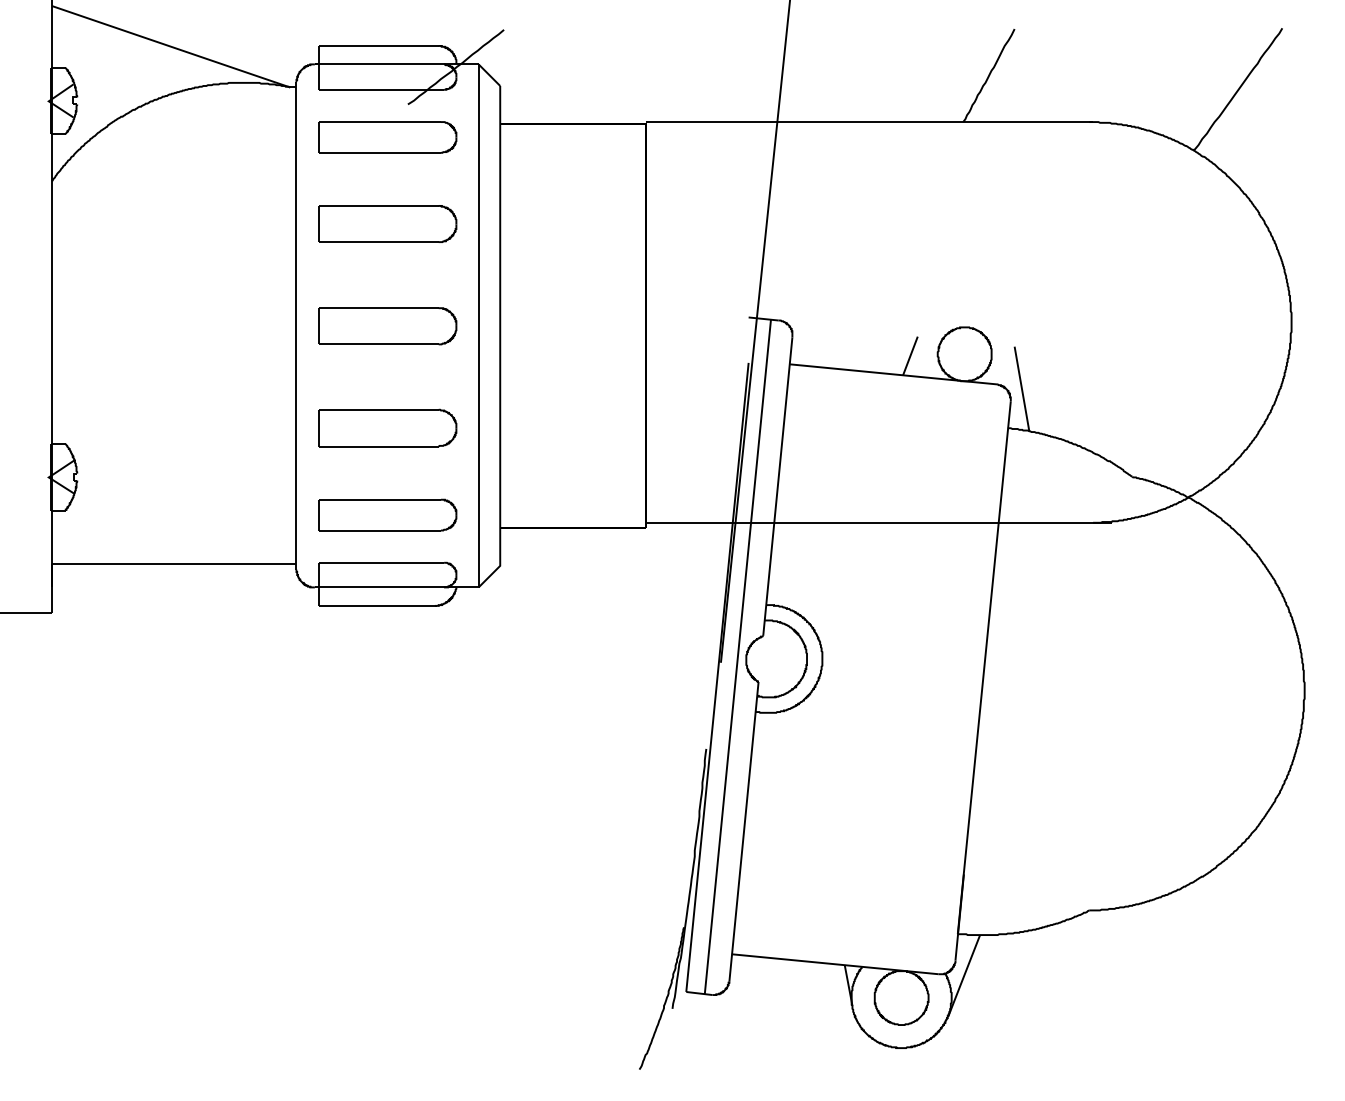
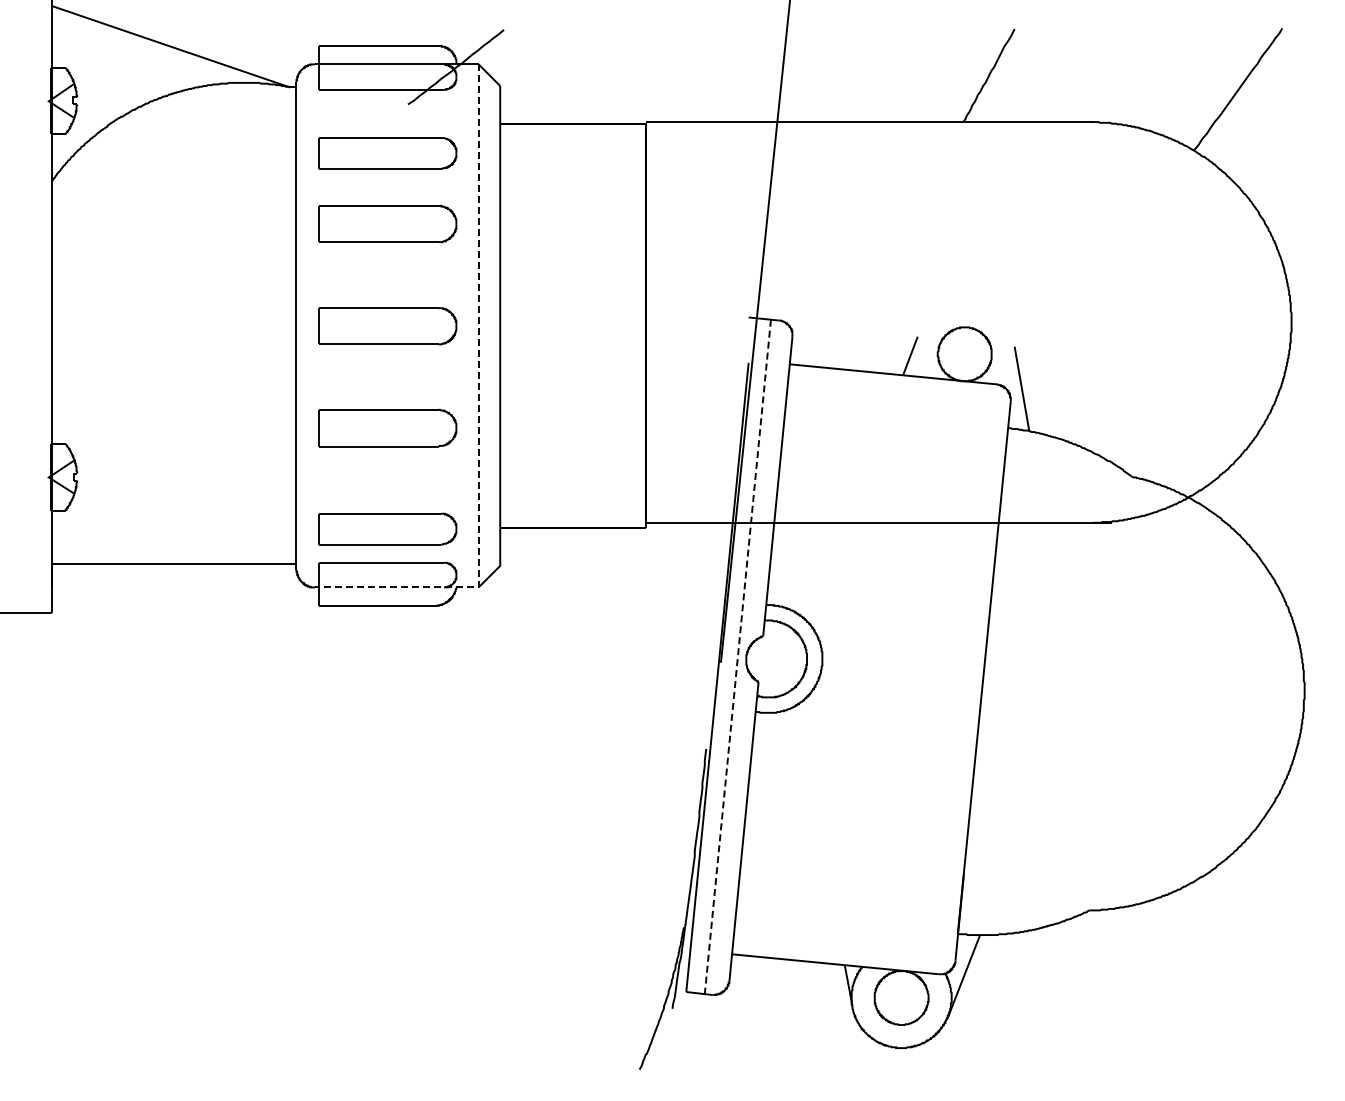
part position: (387, 137) -> (387, 153) (387, 153)
line: solid -> dashed (478, 408)
part position: (387, 514) -> (387, 528) (387, 528)
line: solid -> dashed (737, 657)
